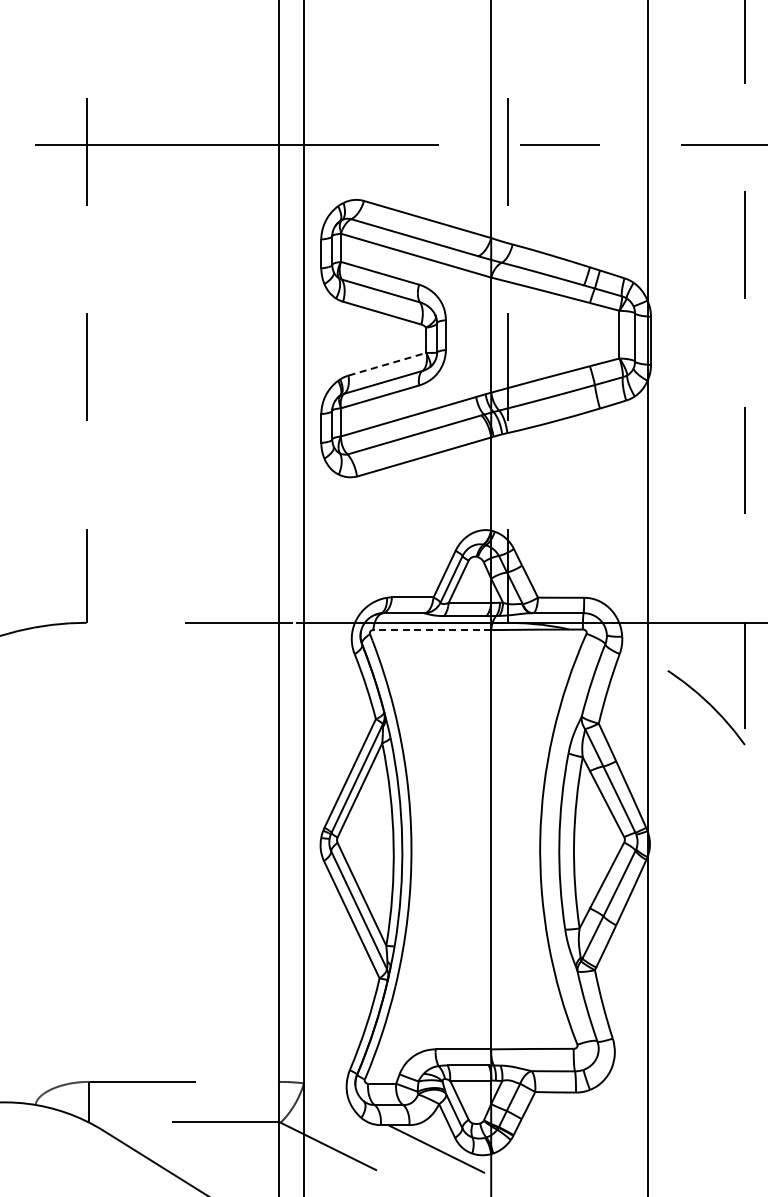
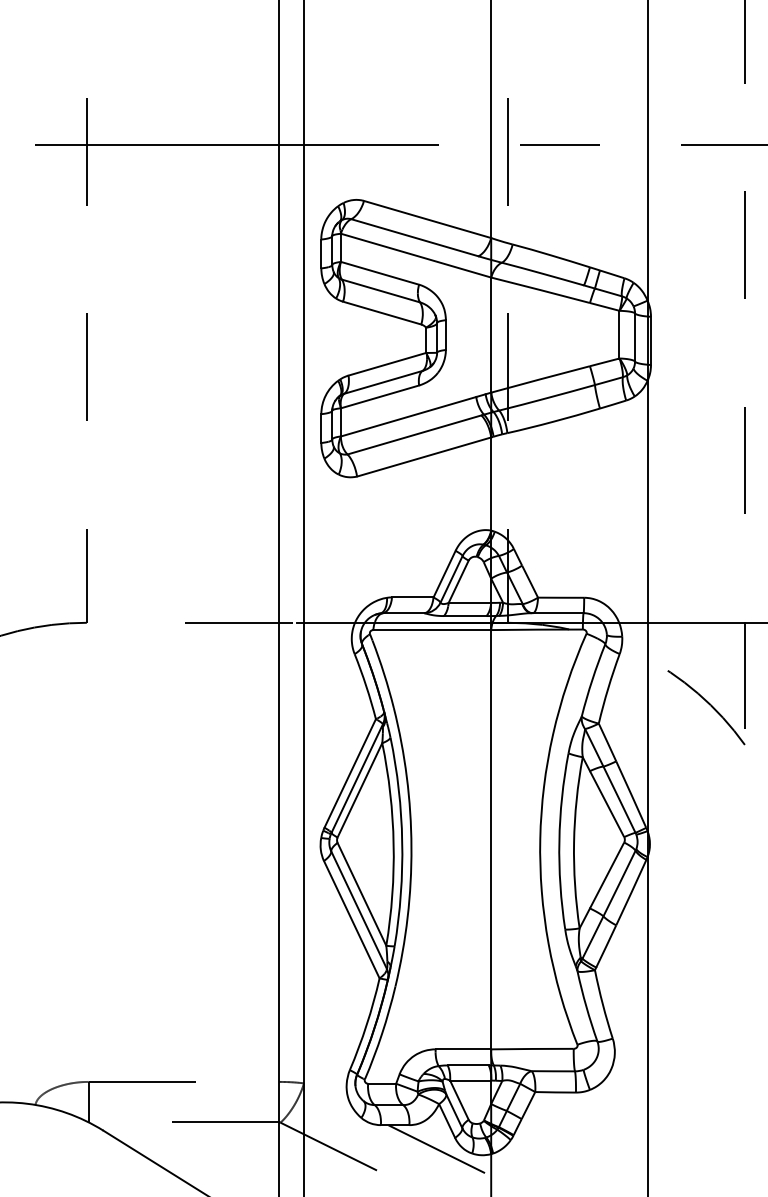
line: dashed -> solid (387, 364)
line: dashed -> solid (432, 630)
